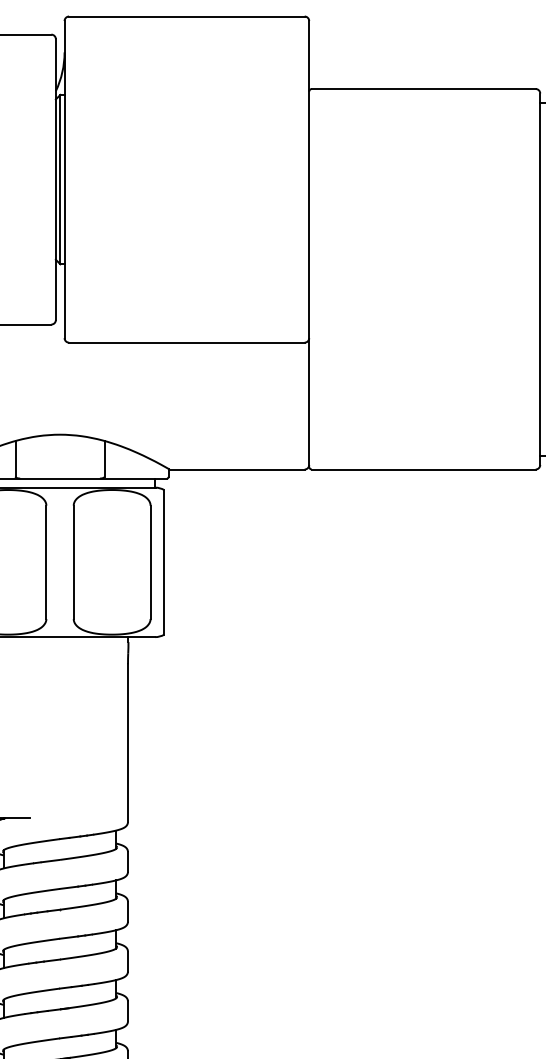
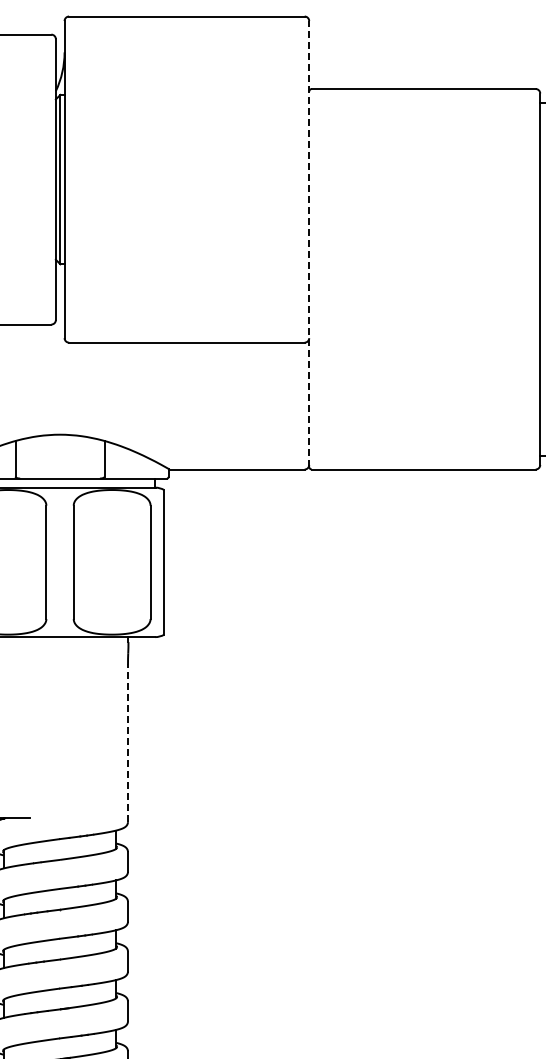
line: solid -> dashed (309, 243)
line: solid -> dashed (128, 743)
